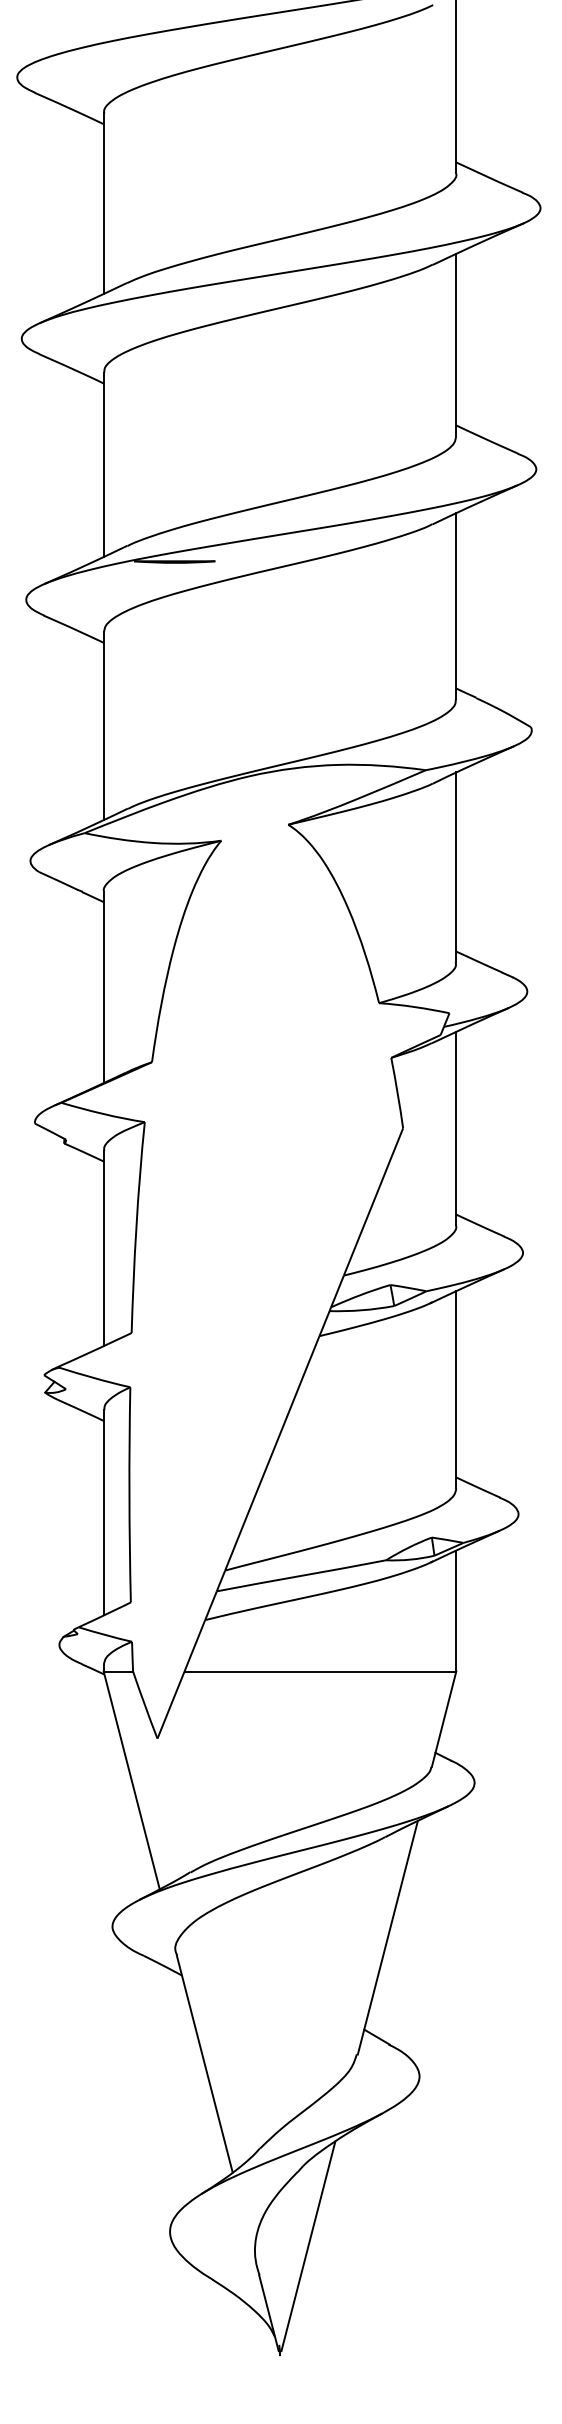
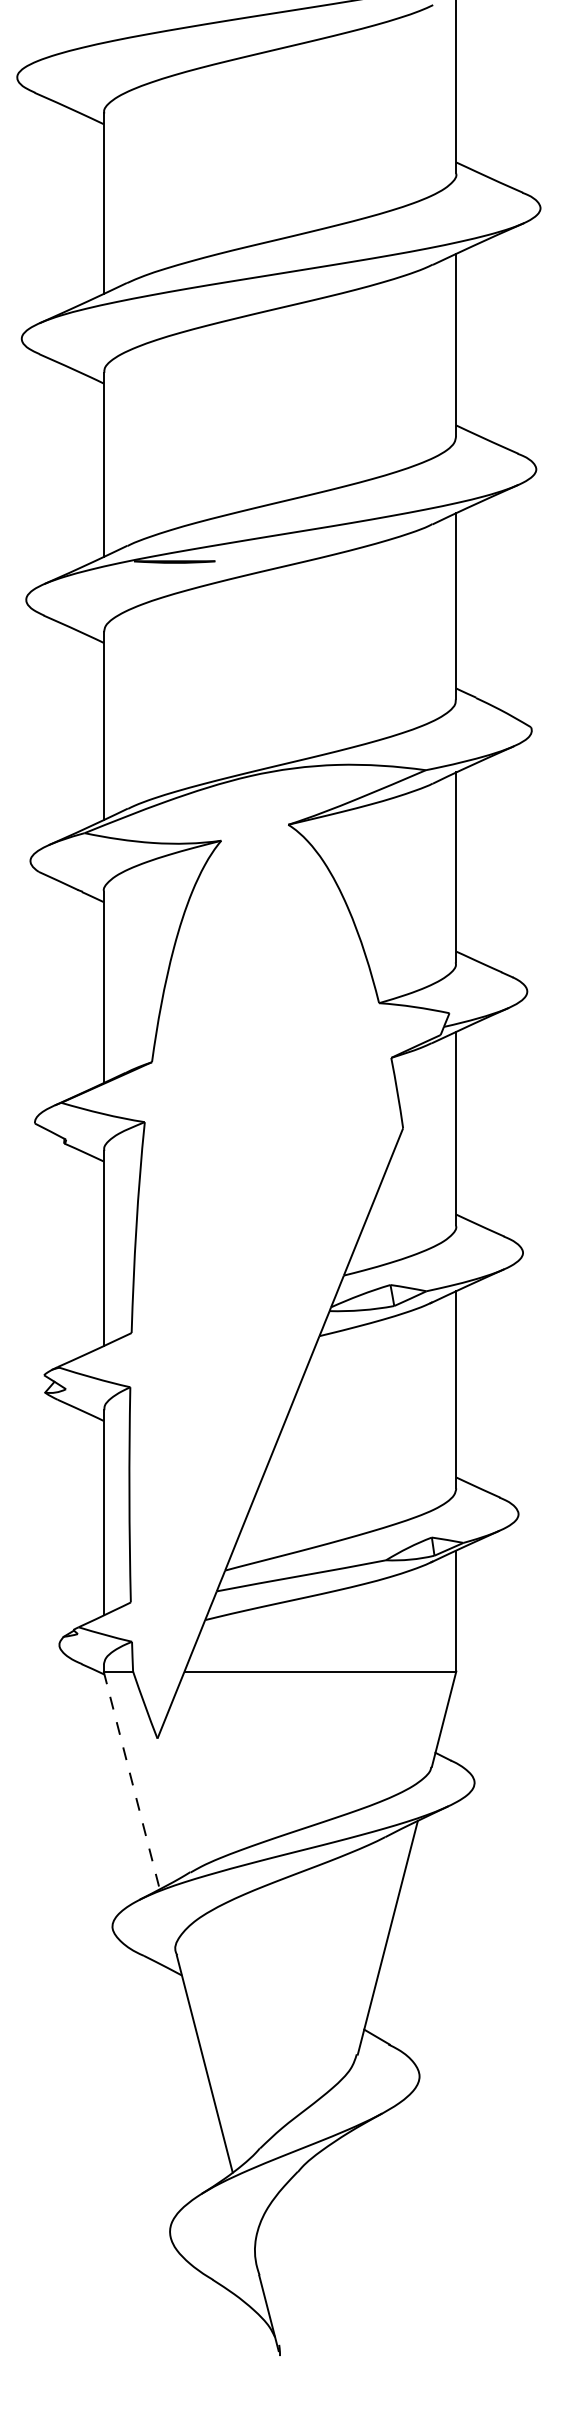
line: solid -> dashed (131, 1780)
line: present -> none (308, 2246)
